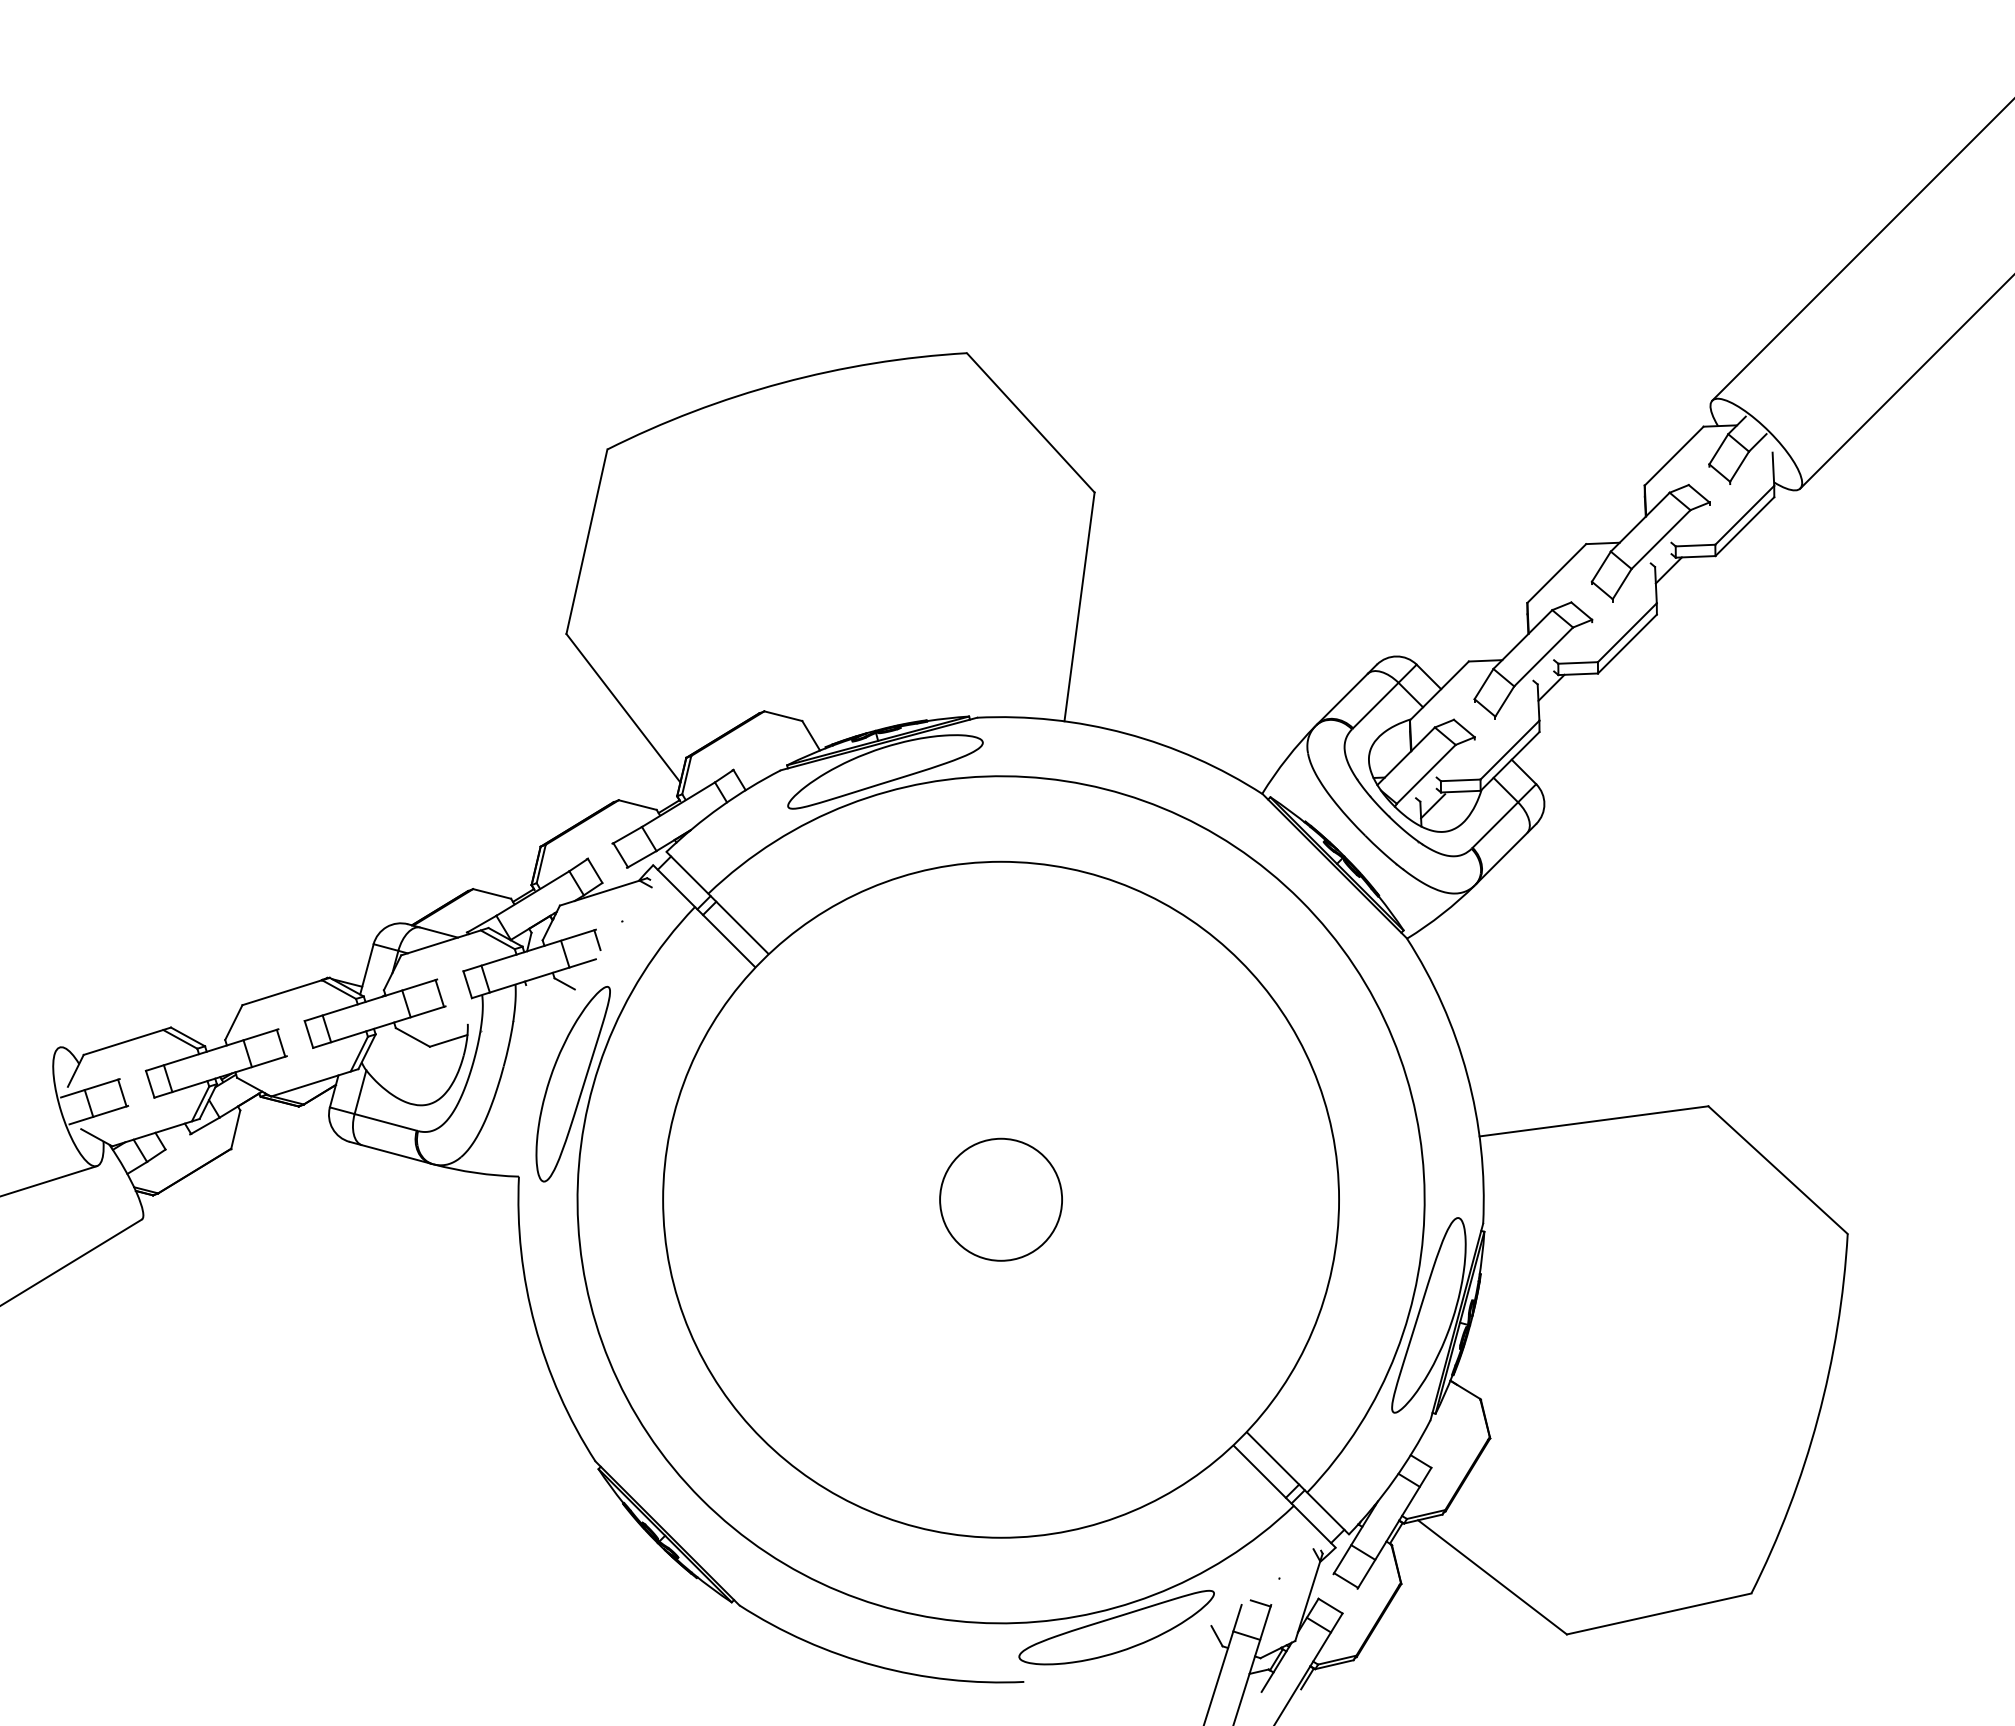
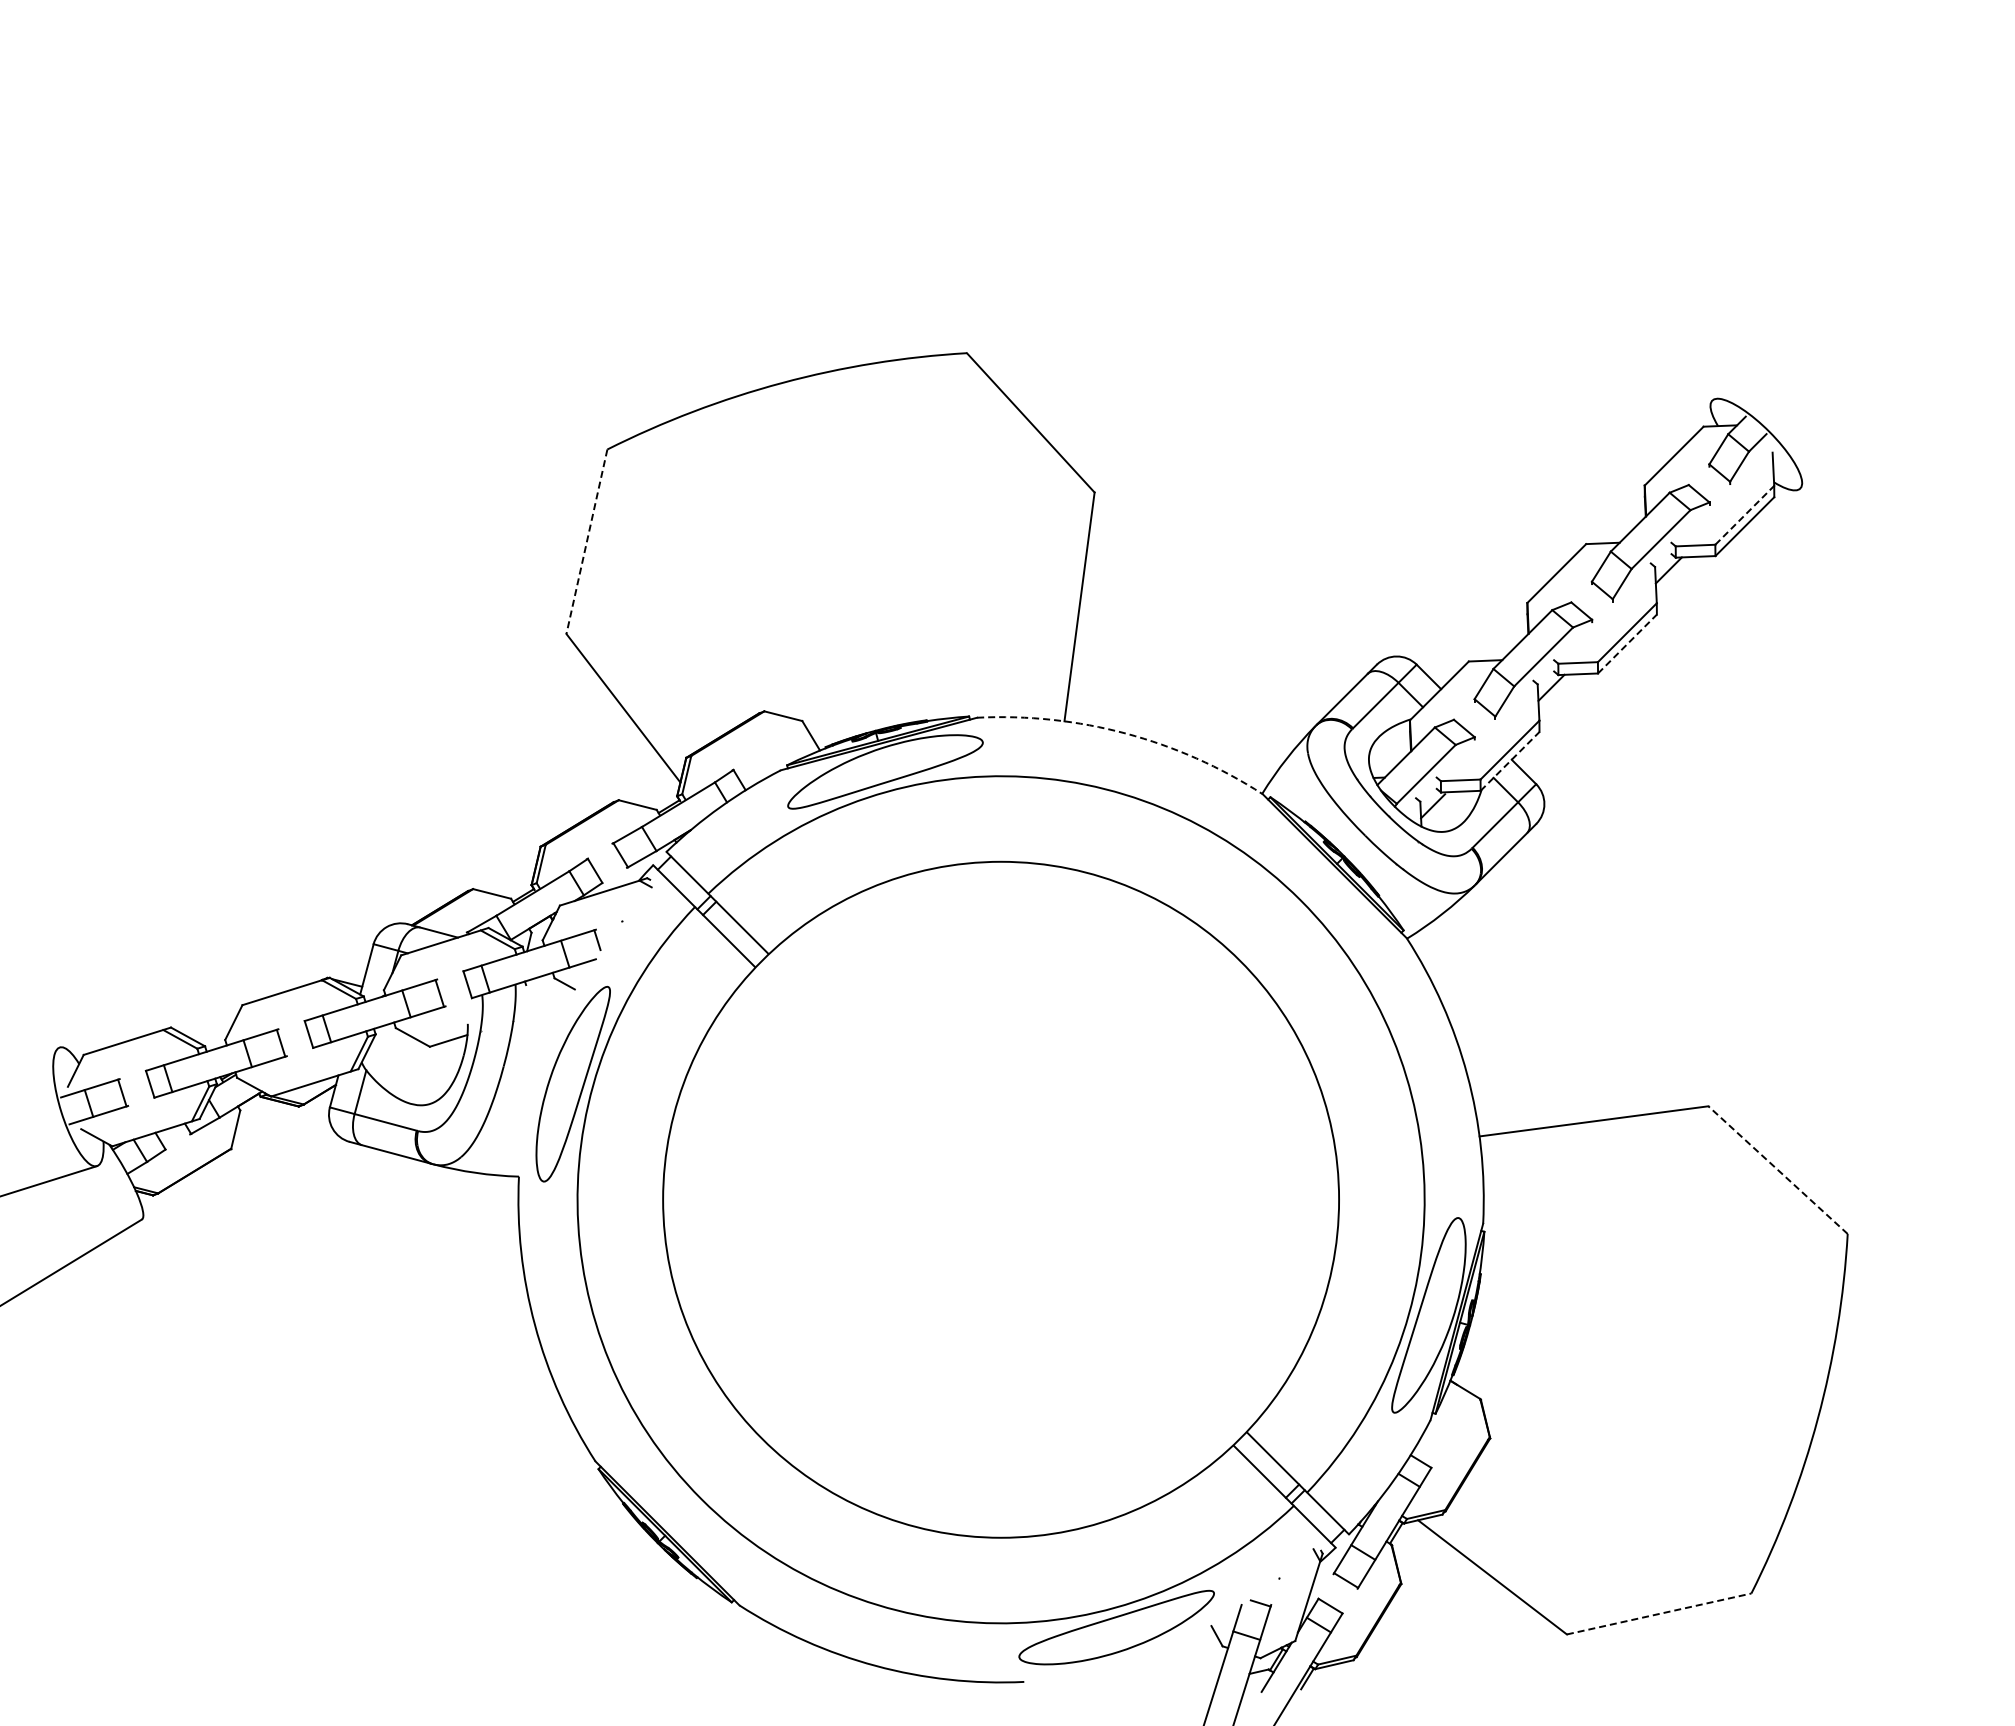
line: present -> none (1861, 250)
line: present -> none (1905, 382)
line: solid -> dashed (1744, 515)
line: solid -> dashed (586, 542)
line: solid -> dashed (1627, 644)
arc: solid -> dashed (1126, 733)
line: solid -> dashed (1510, 761)
line: solid -> dashed (1777, 1169)
circle: present -> none (1000, 1199)
line: solid -> dashed (1659, 1613)
